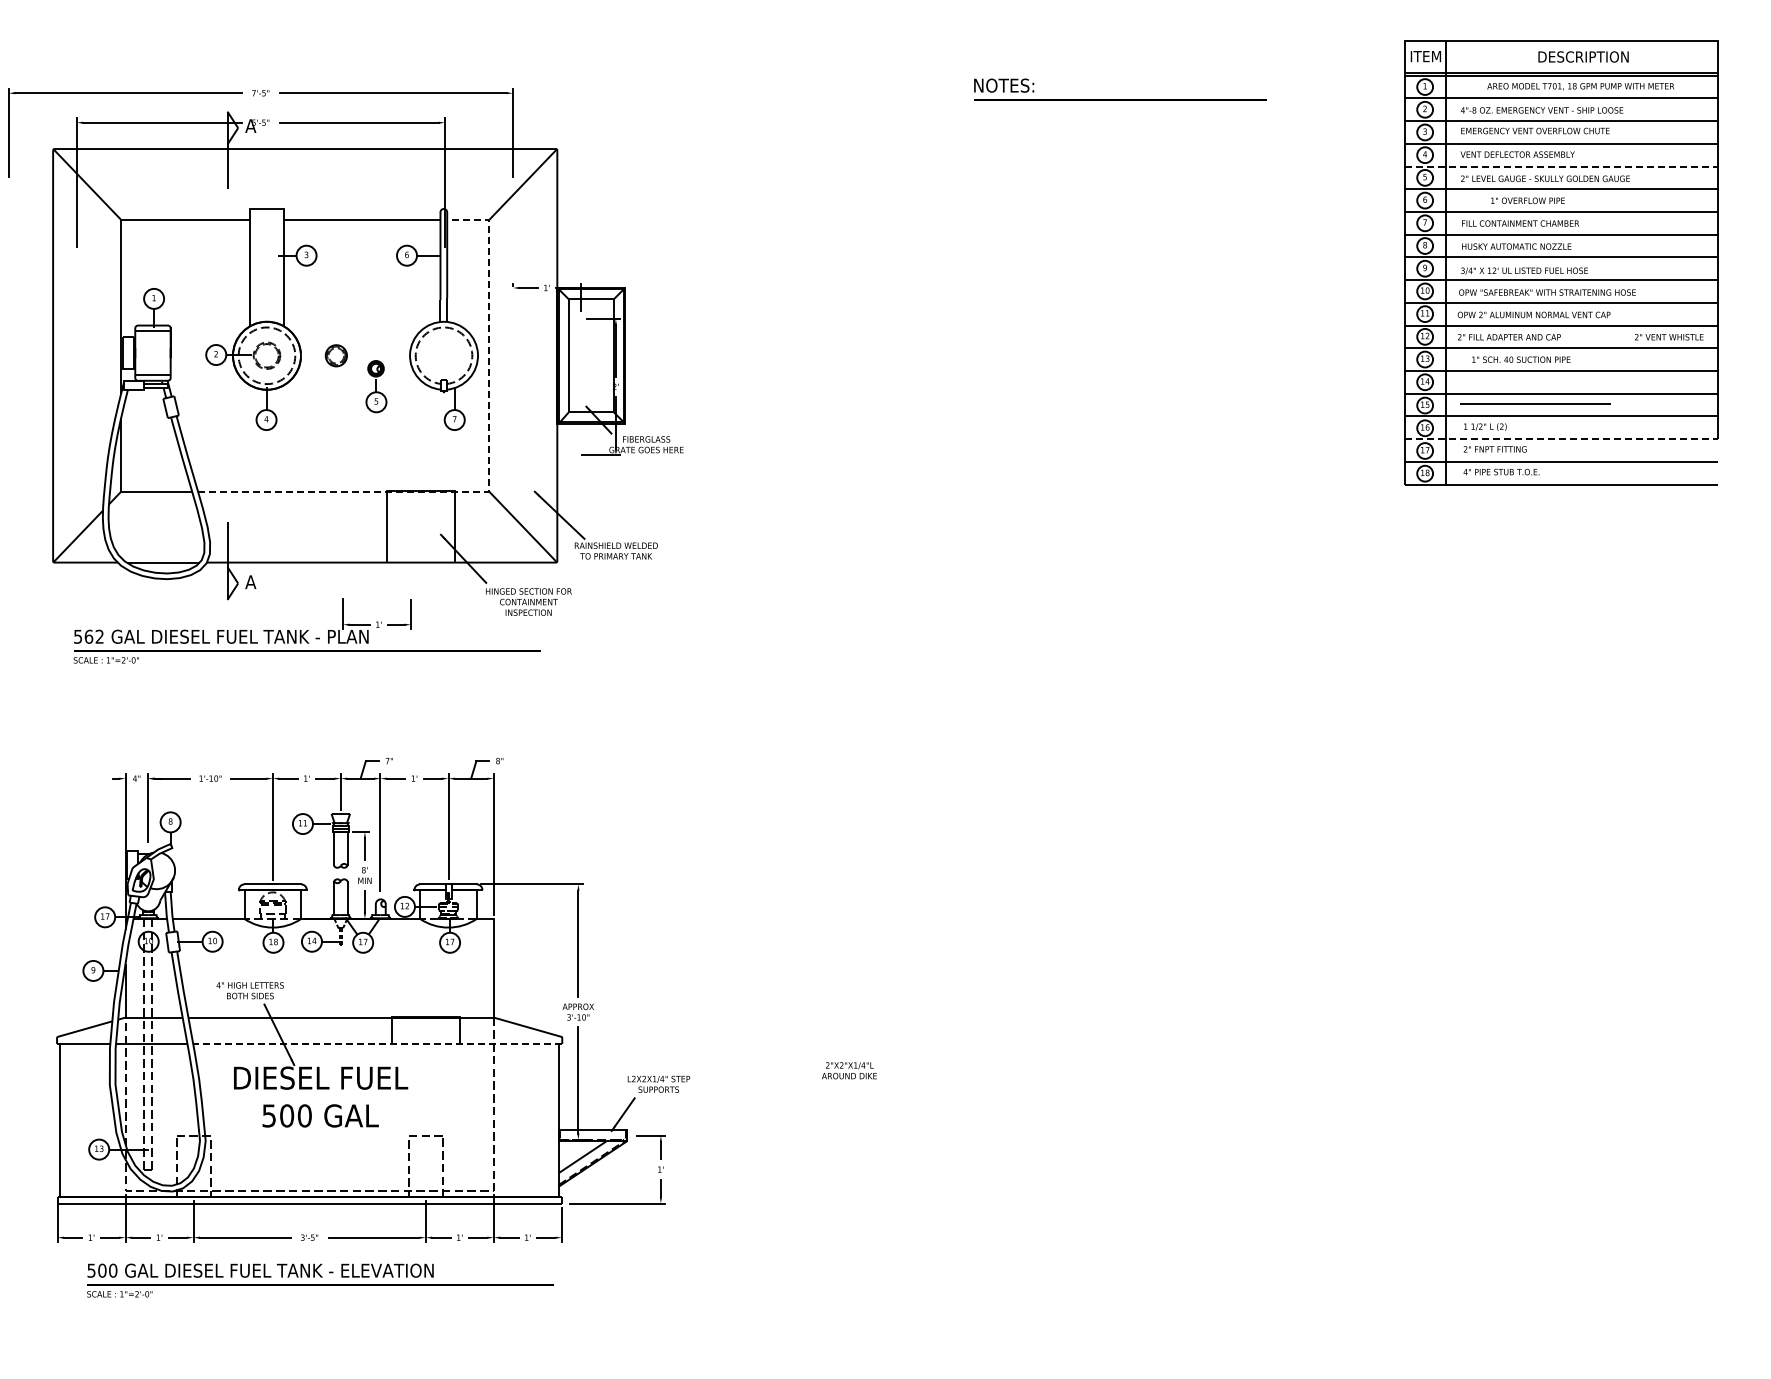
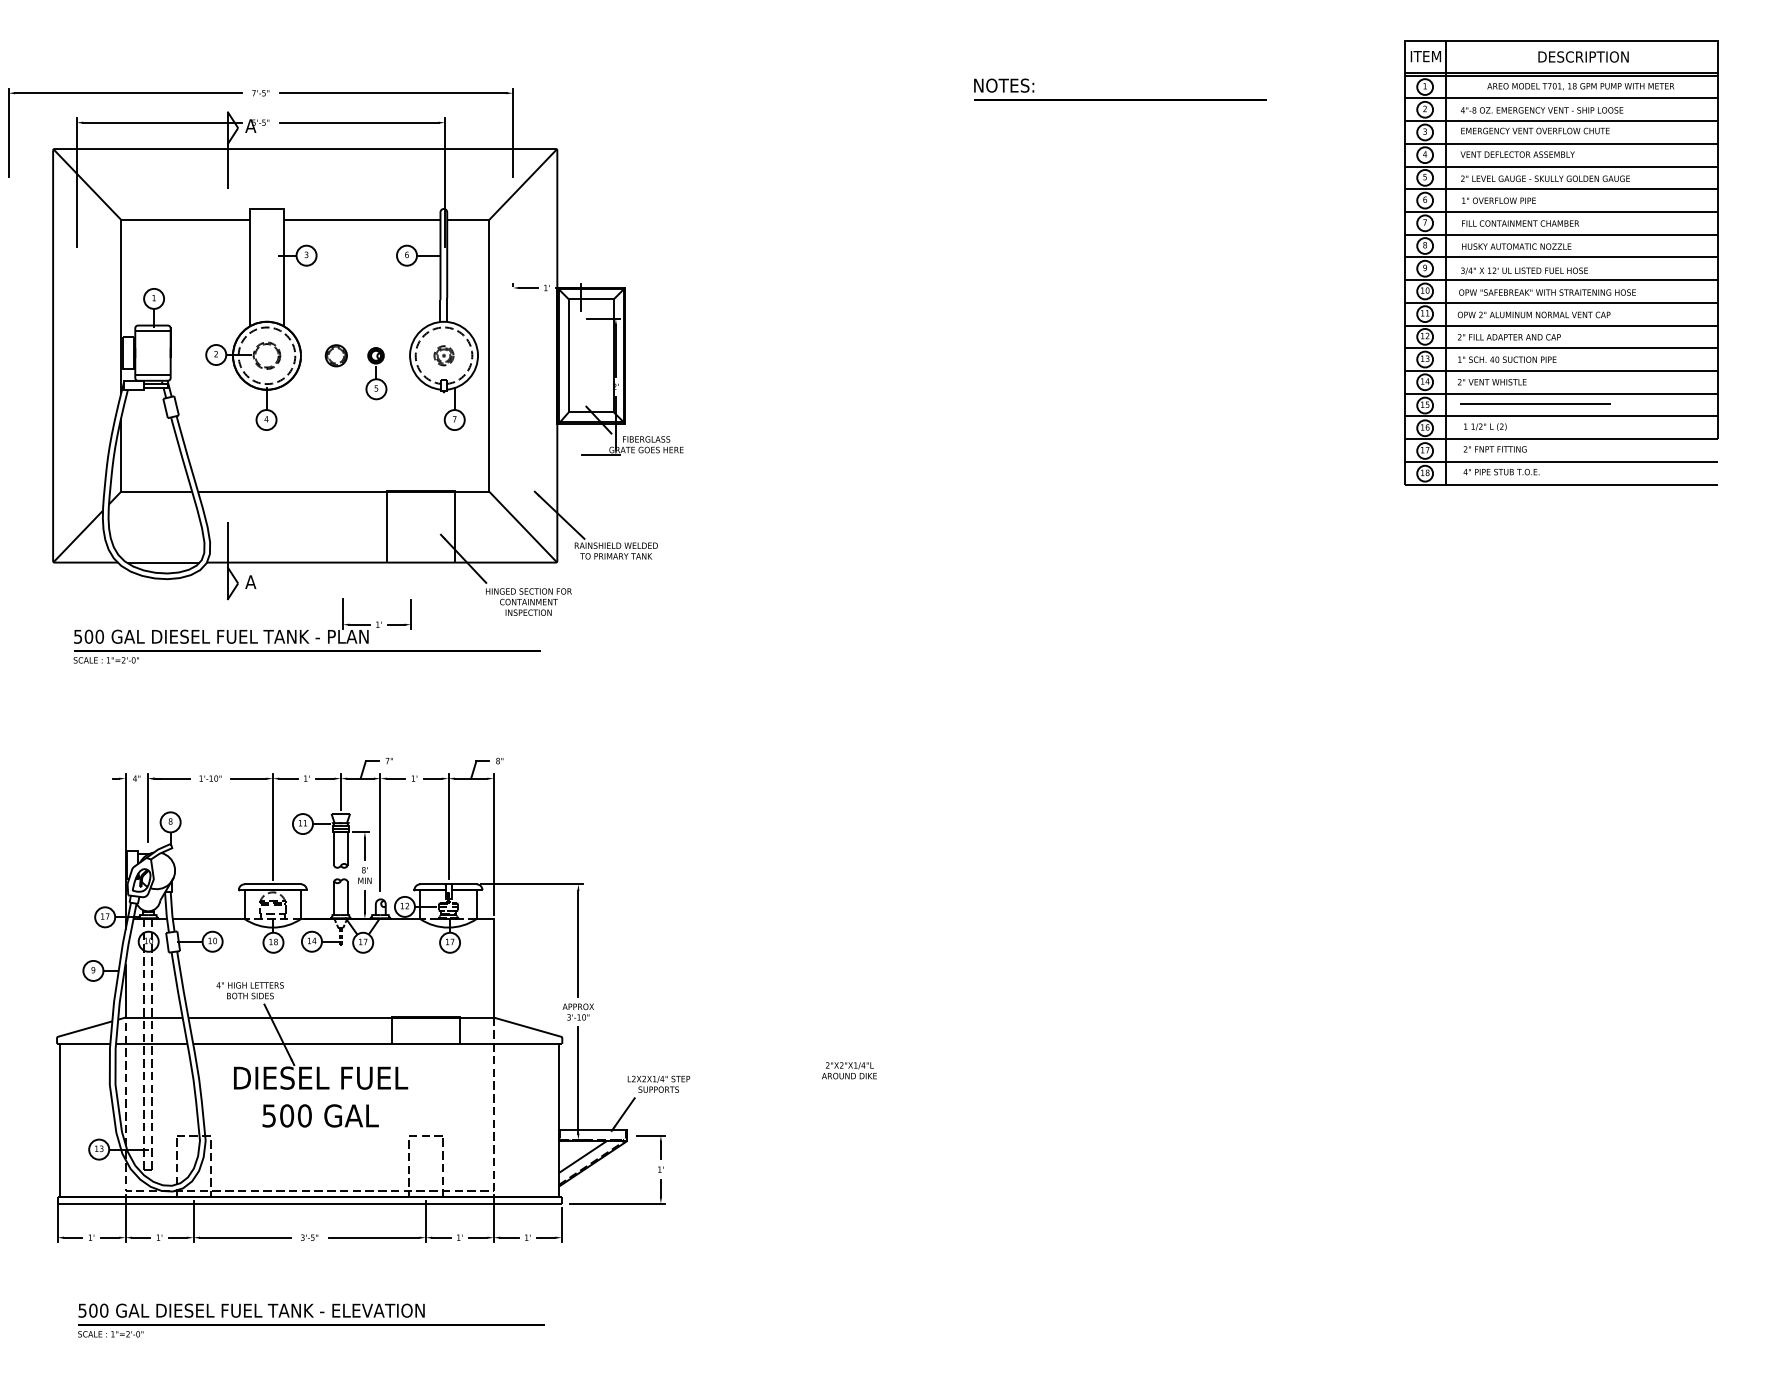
line: dashed -> solid (1561, 166)
text position: (1527, 200) -> (1498, 200) (1498, 200)
text position: (1669, 337) -> (1492, 382) (1492, 382)
part: none -> present (443, 355)
text position: (1521, 359) -> (1507, 359) (1507, 359)
part position: (376, 386) -> (376, 373) (376, 373)
line: dashed -> solid (1561, 439)
line: dashed -> solid (489, 479)
text: 562 -> 500 (94, 636)
line: dashed -> solid (377, 1043)
text position: (320, 1280) -> (311, 1320) (311, 1320)
